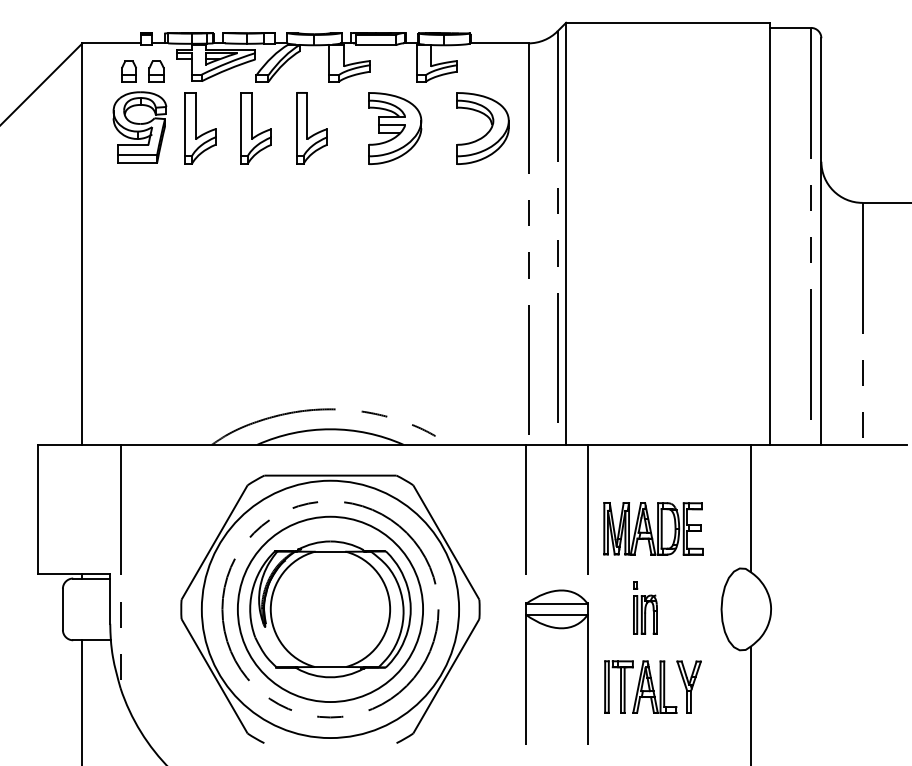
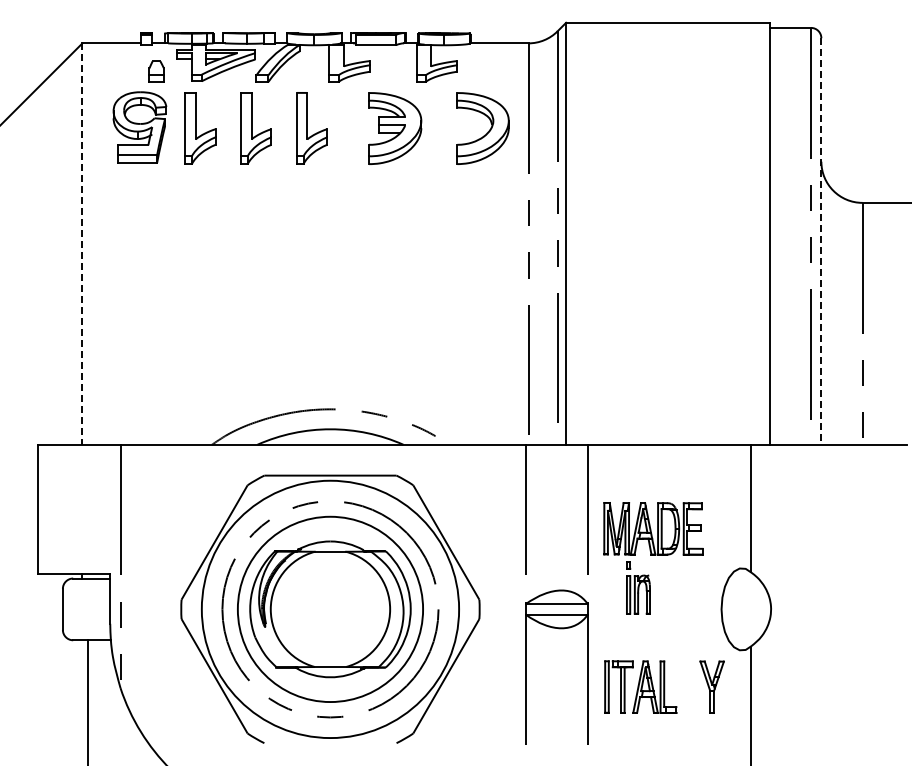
part: present -> none (128, 71)
line: solid -> dashed (821, 241)
line: solid -> dashed (82, 244)
part position: (645, 607) -> (638, 587) (638, 587)
part position: (688, 686) -> (711, 686) (711, 686)
line position: (82, 701) -> (88, 701) (88, 701)
